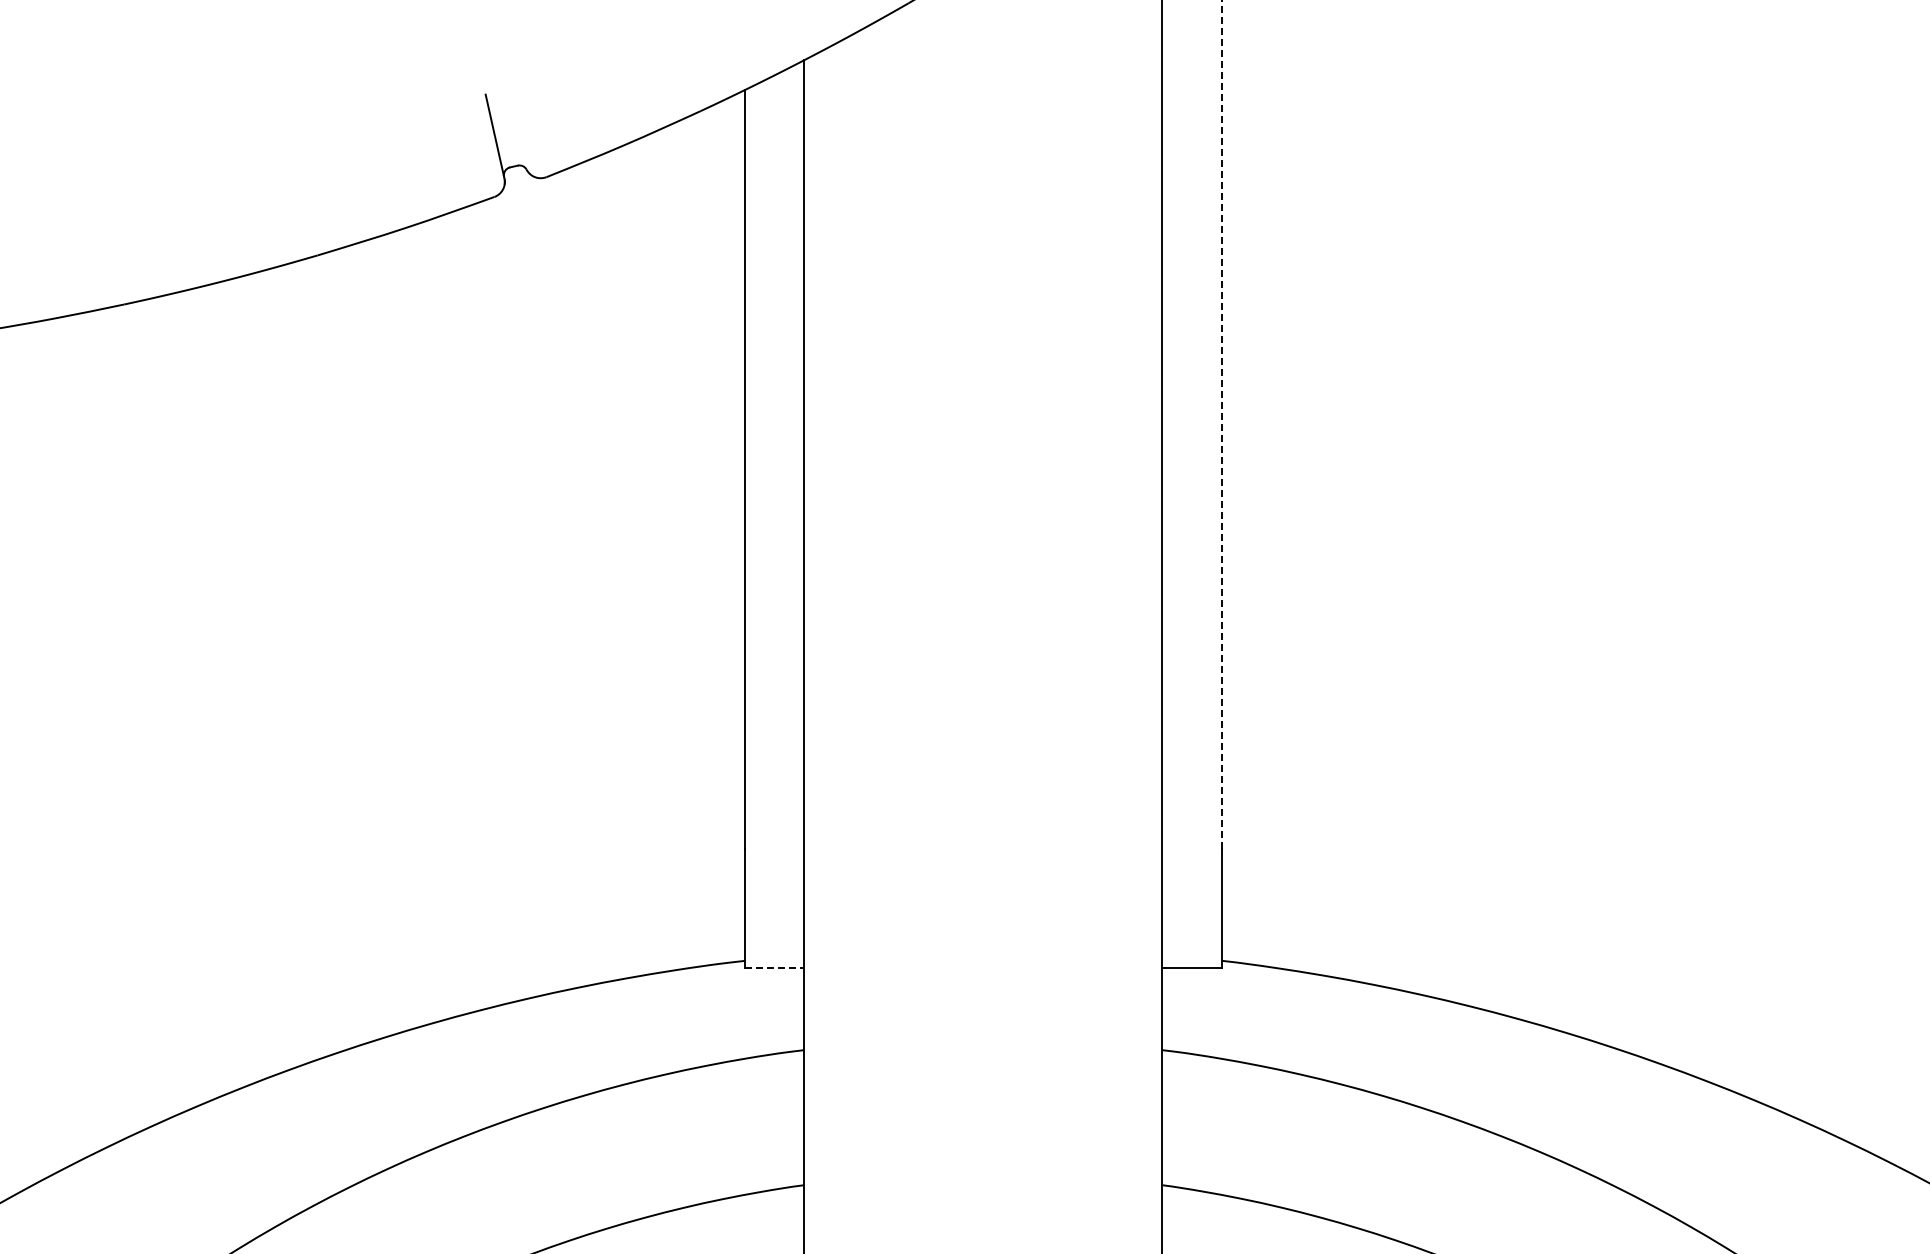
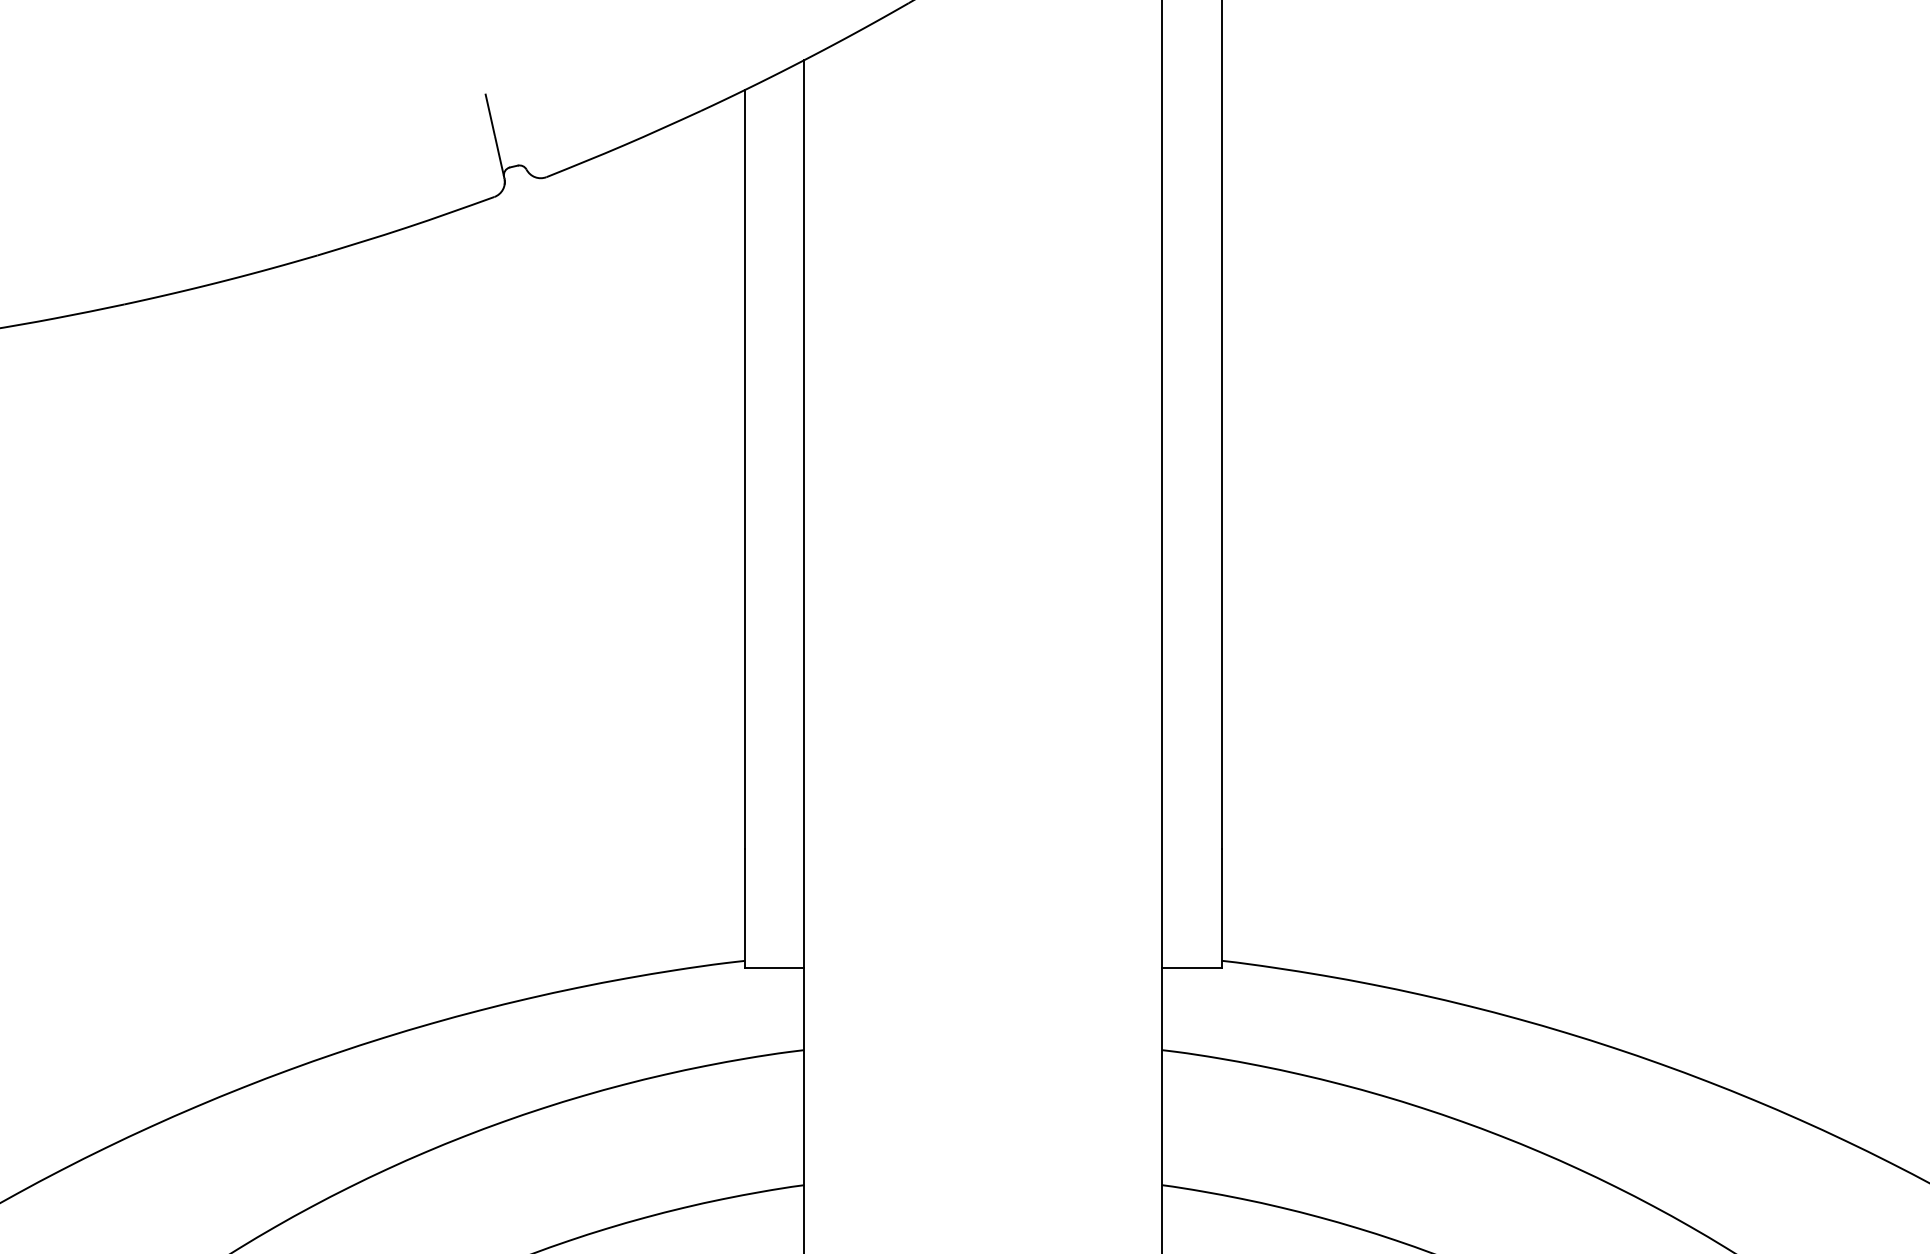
line: dashed -> solid (1221, 424)
line: dashed -> solid (774, 968)
